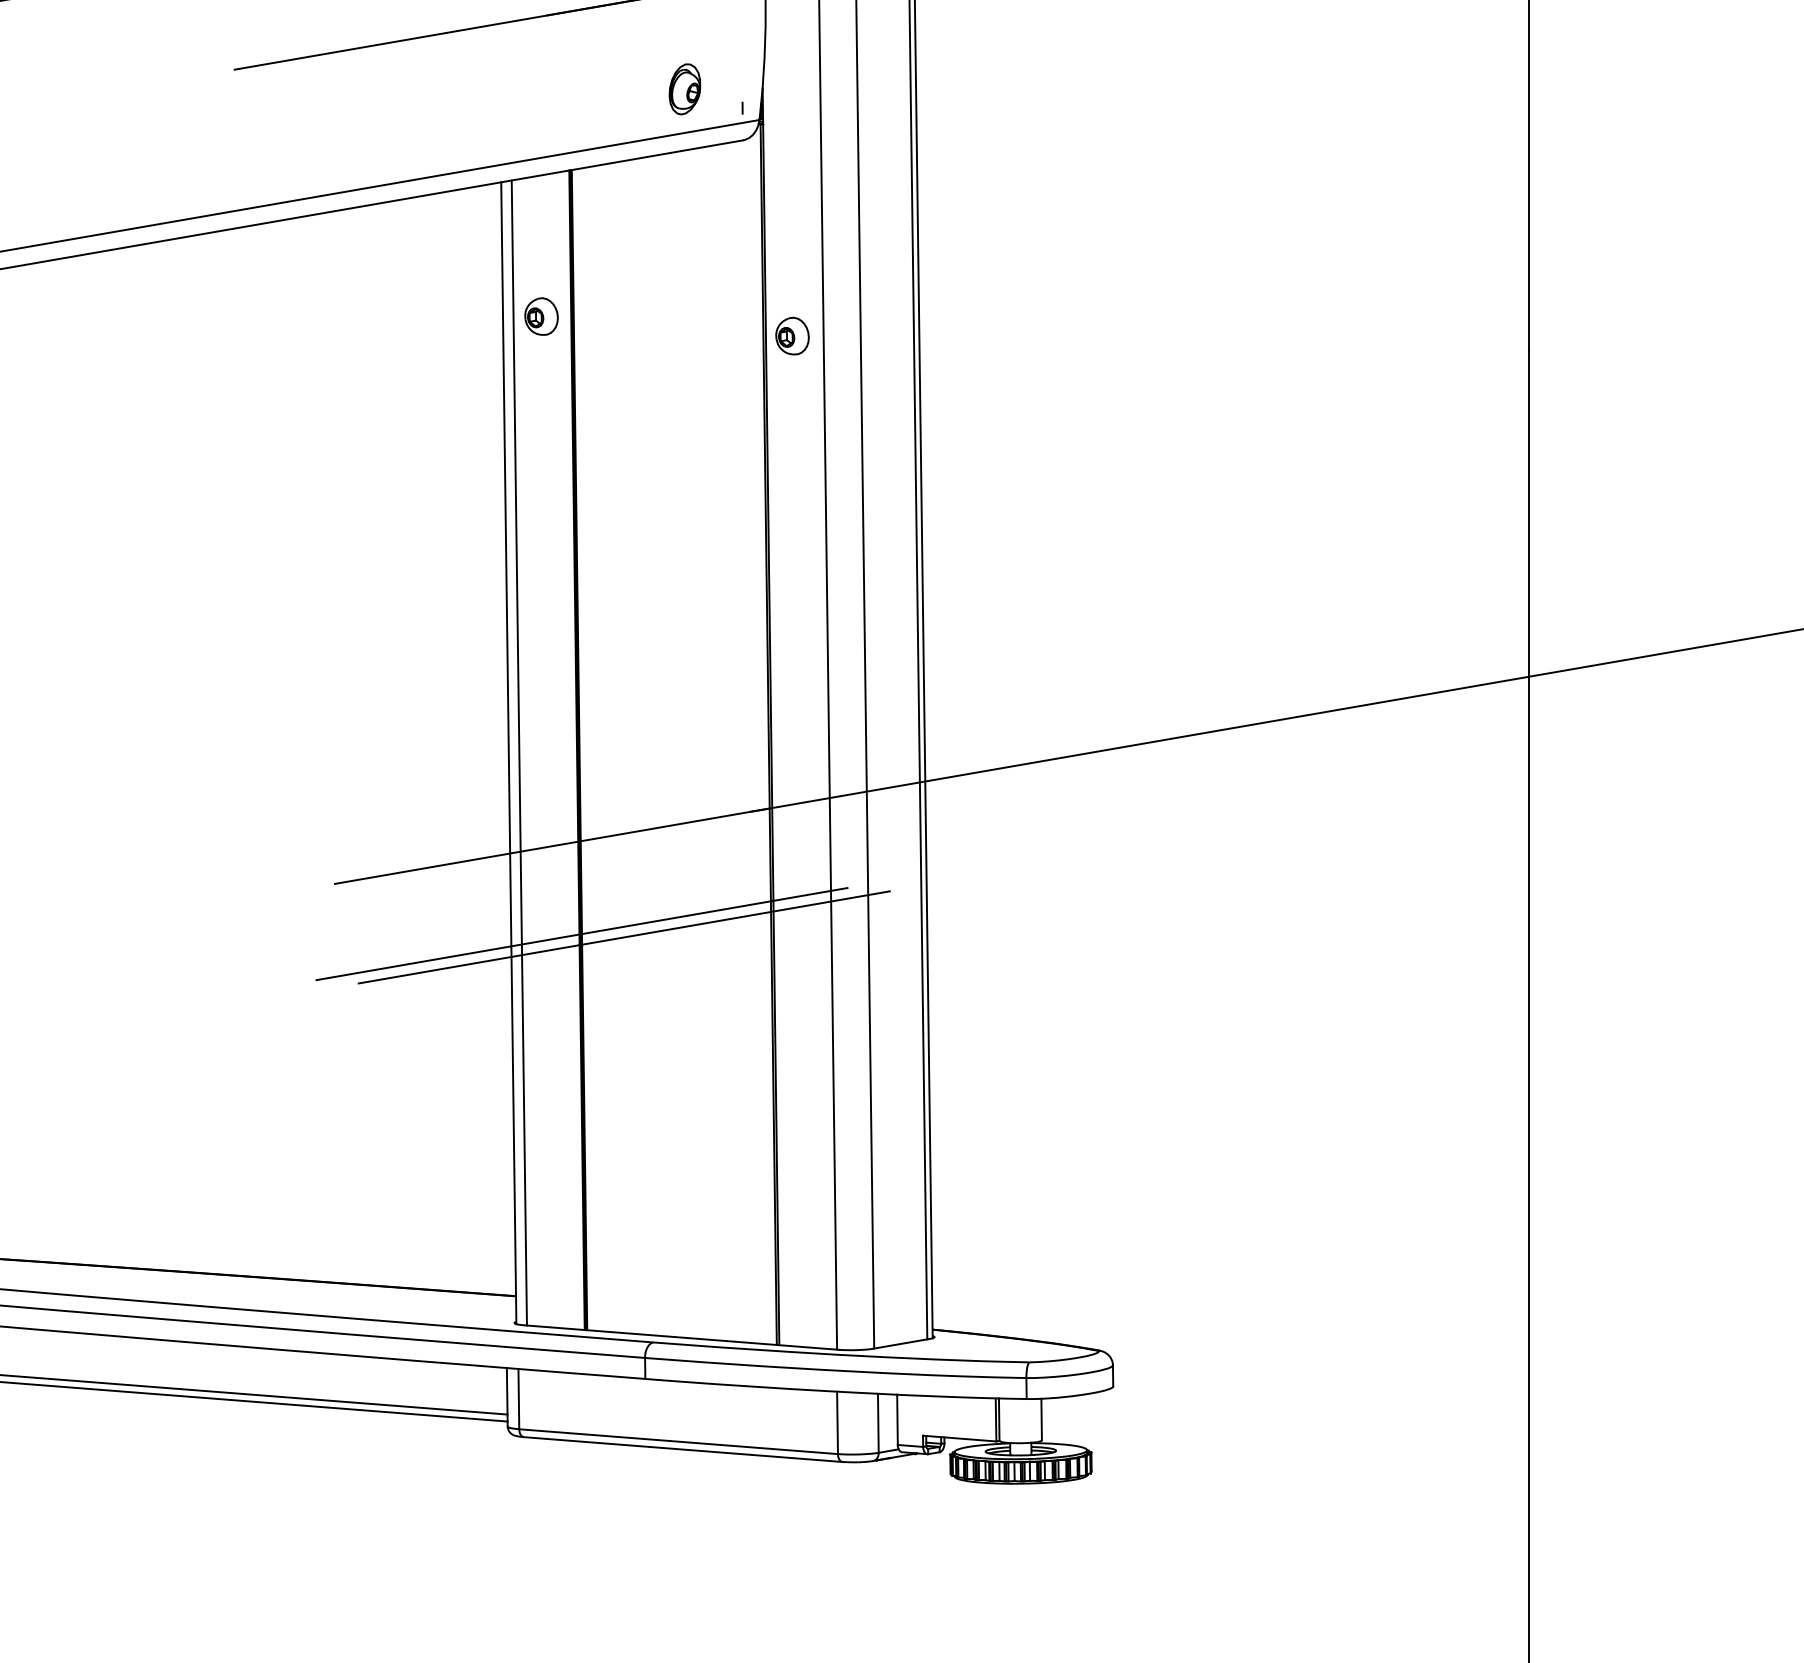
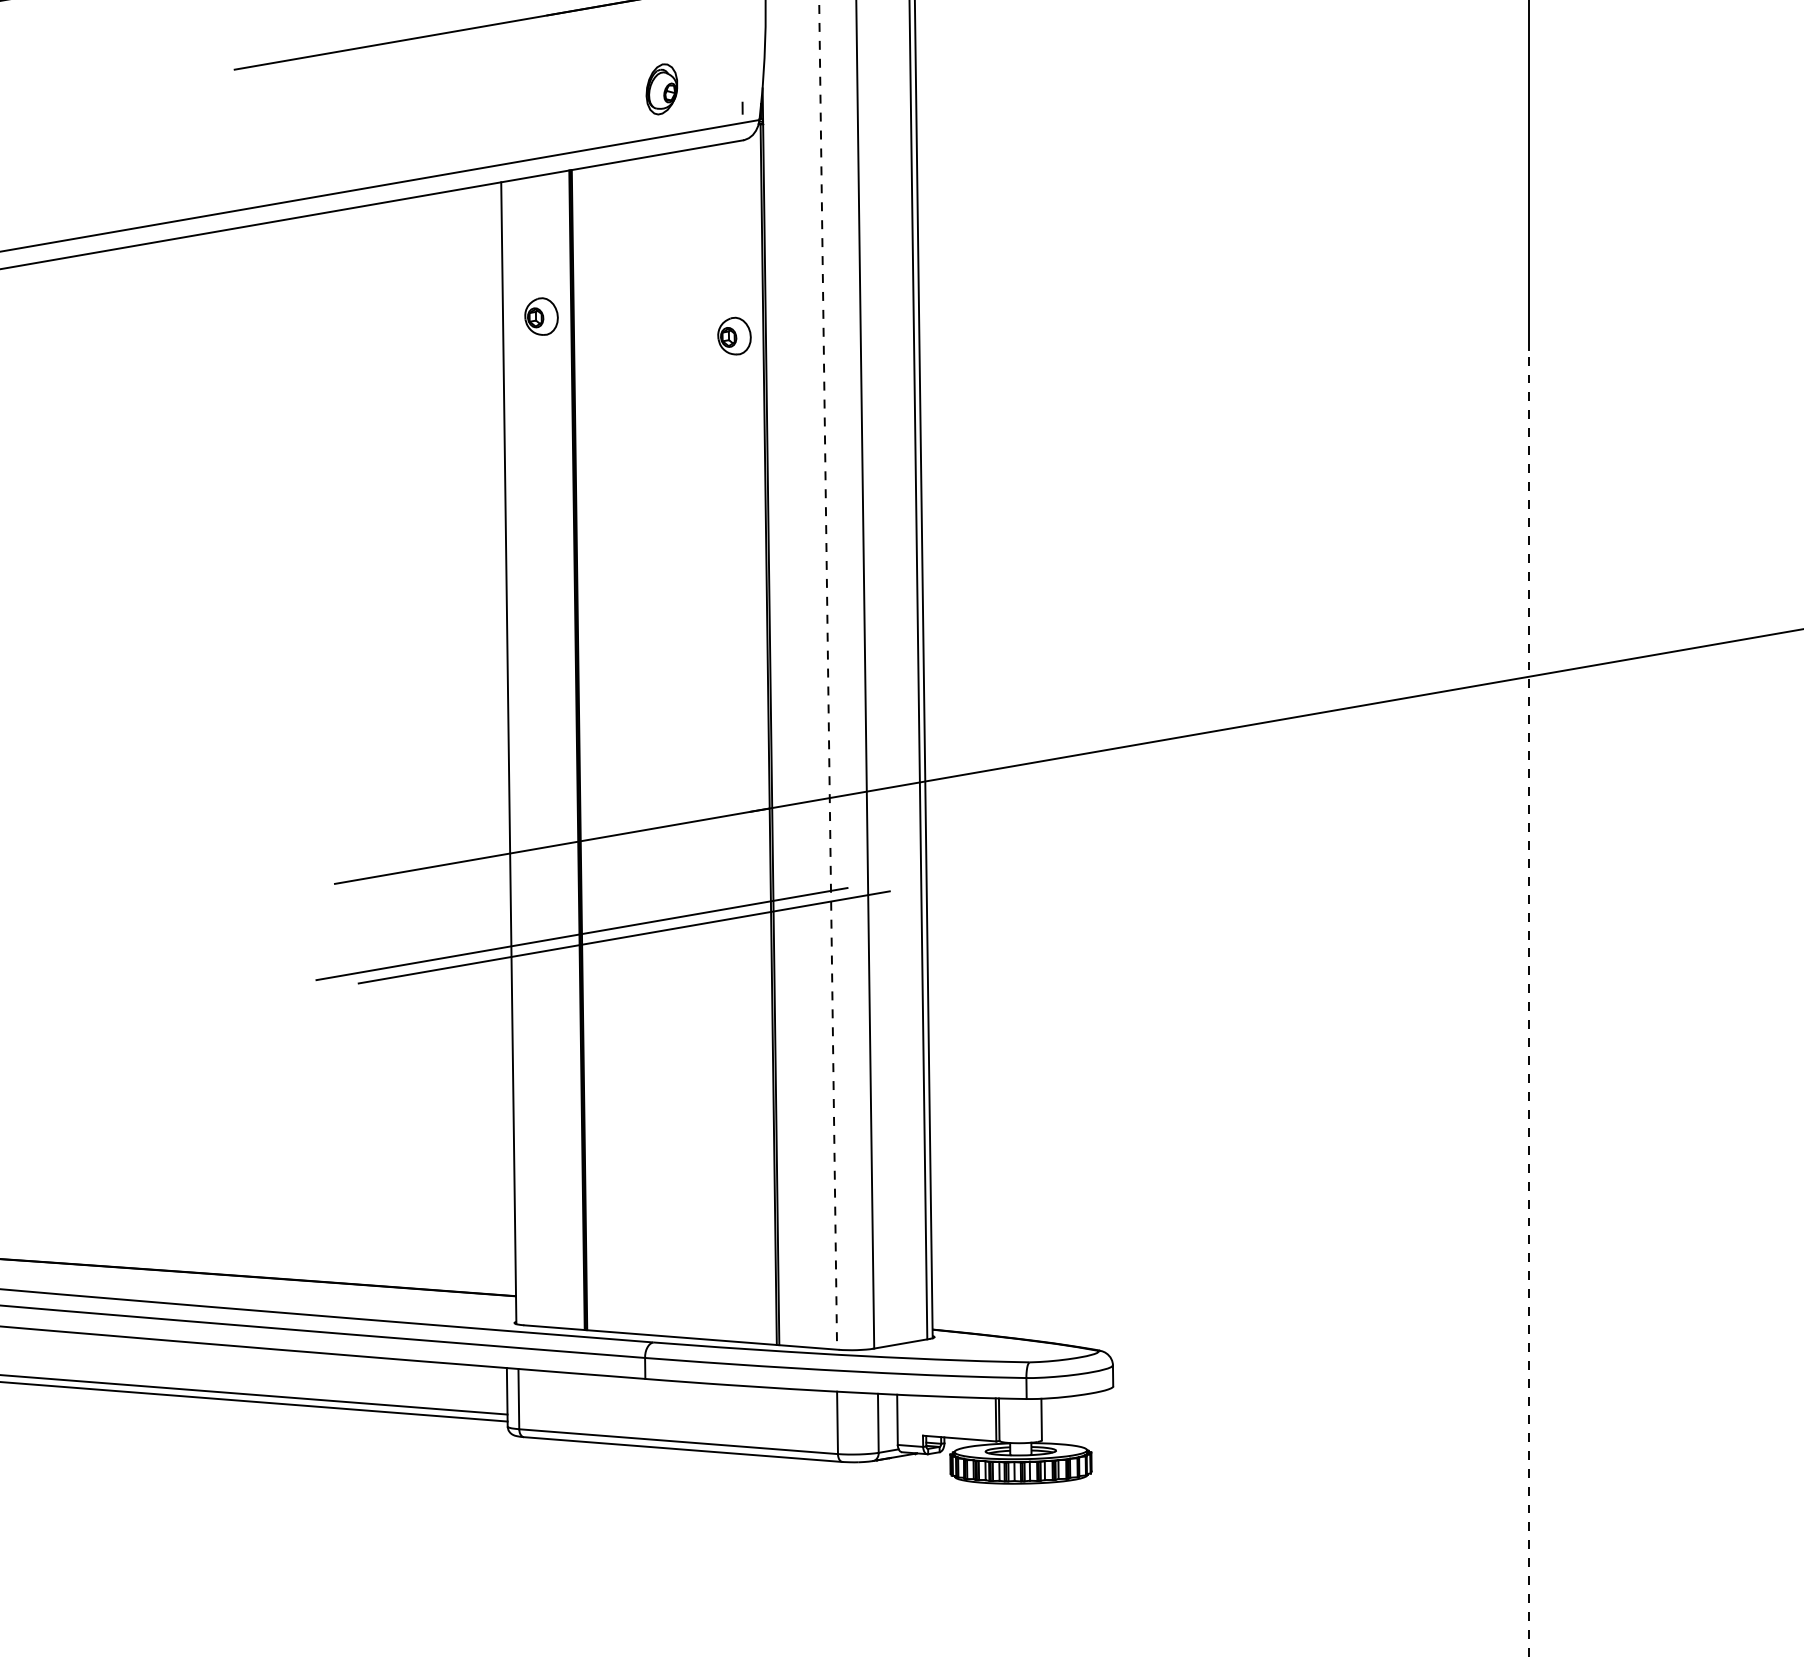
part position: (684, 89) -> (661, 89) (661, 89)
part position: (792, 335) -> (734, 335) (734, 335)
line: solid -> dashed (828, 674)
line: present -> none (518, 752)
line: solid -> dashed (1529, 1005)
